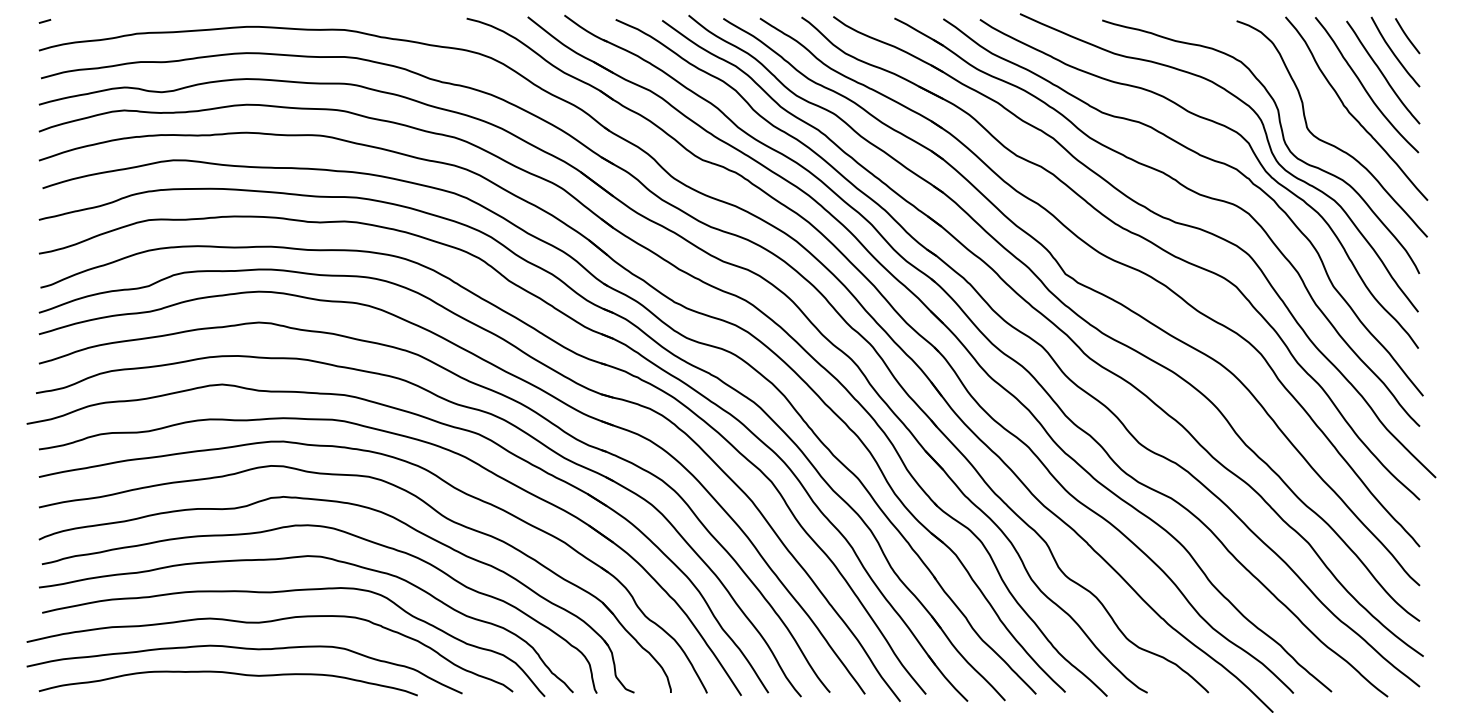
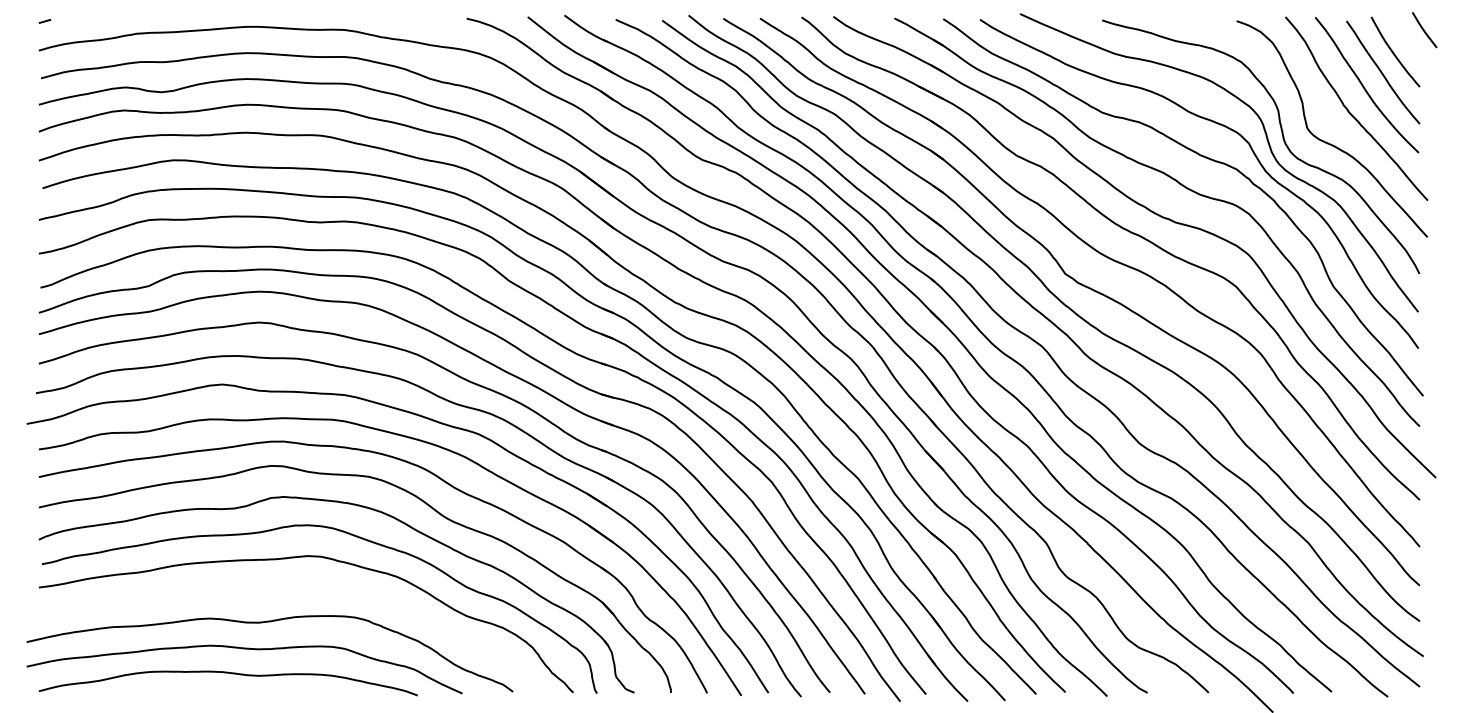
line position: (1407, 36) -> (1424, 30) (1424, 30)
curve: present -> none (285, 592)
